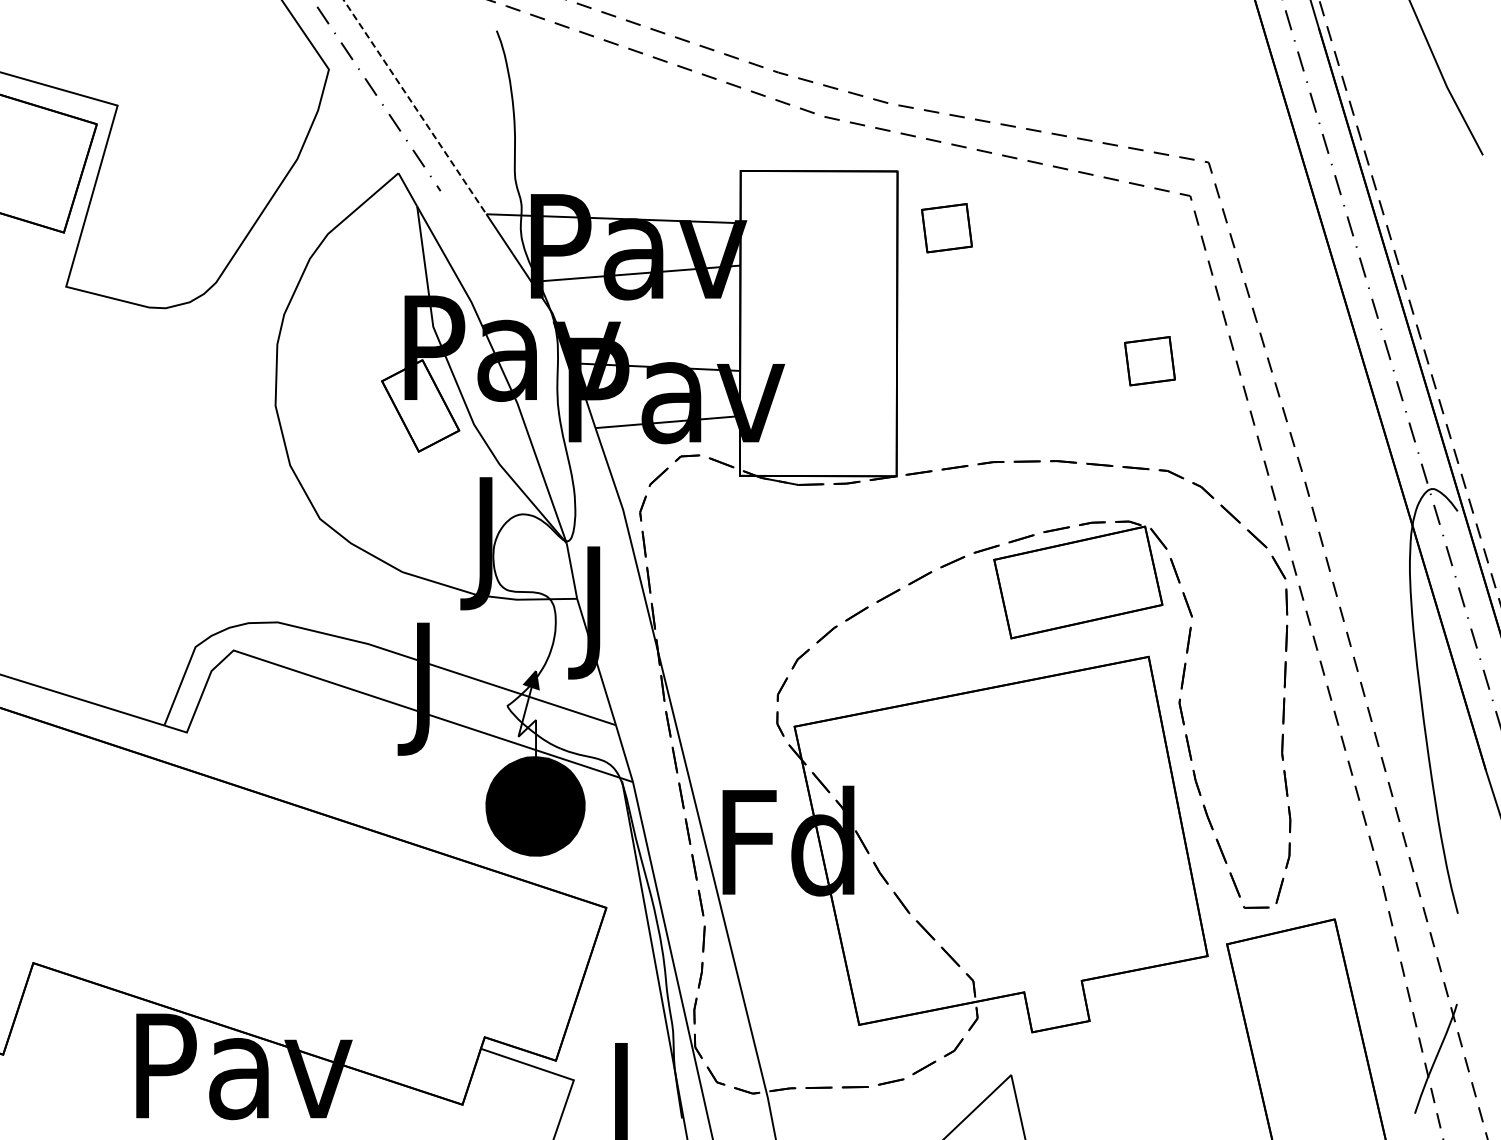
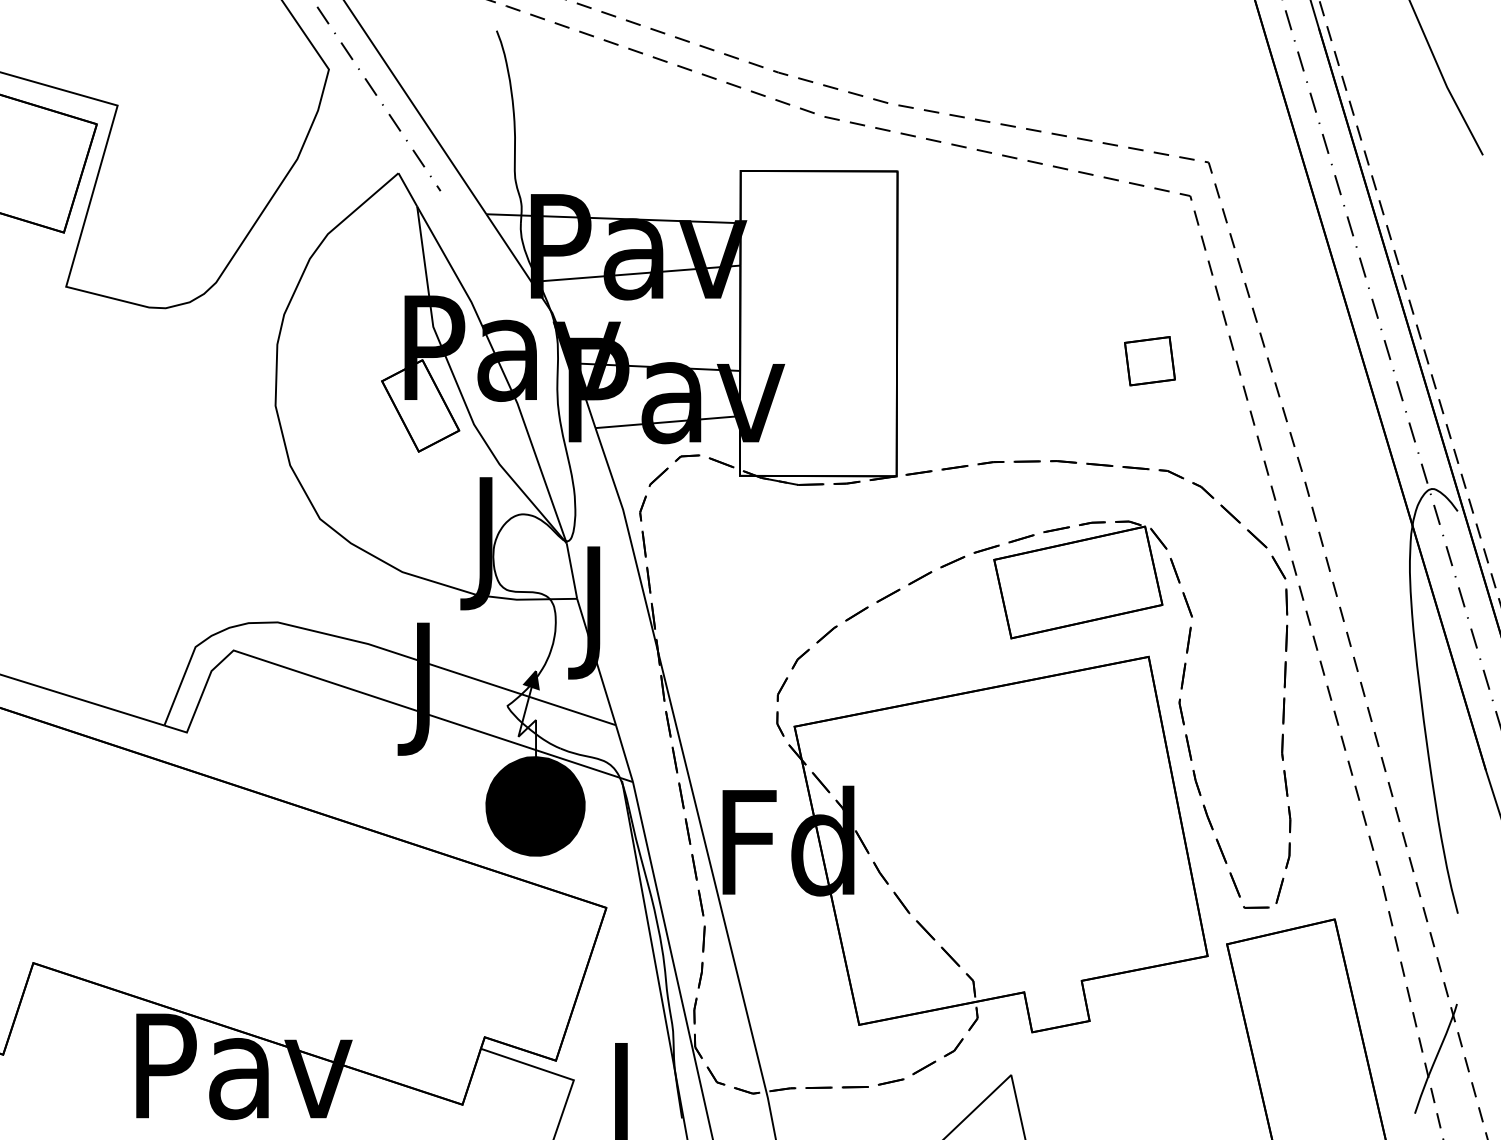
line: dashed -> solid (415, 107)
part: present -> none (946, 228)
